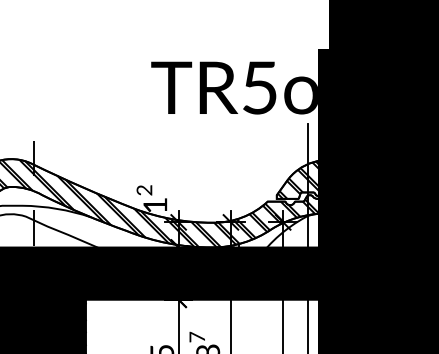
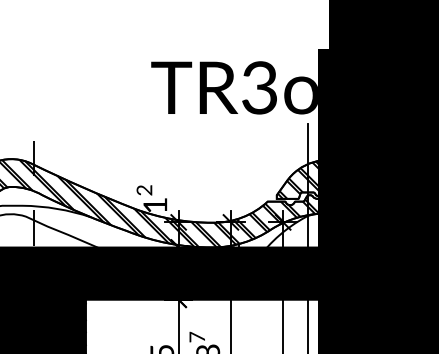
text: TR5o -> TR3o (259, 87)
